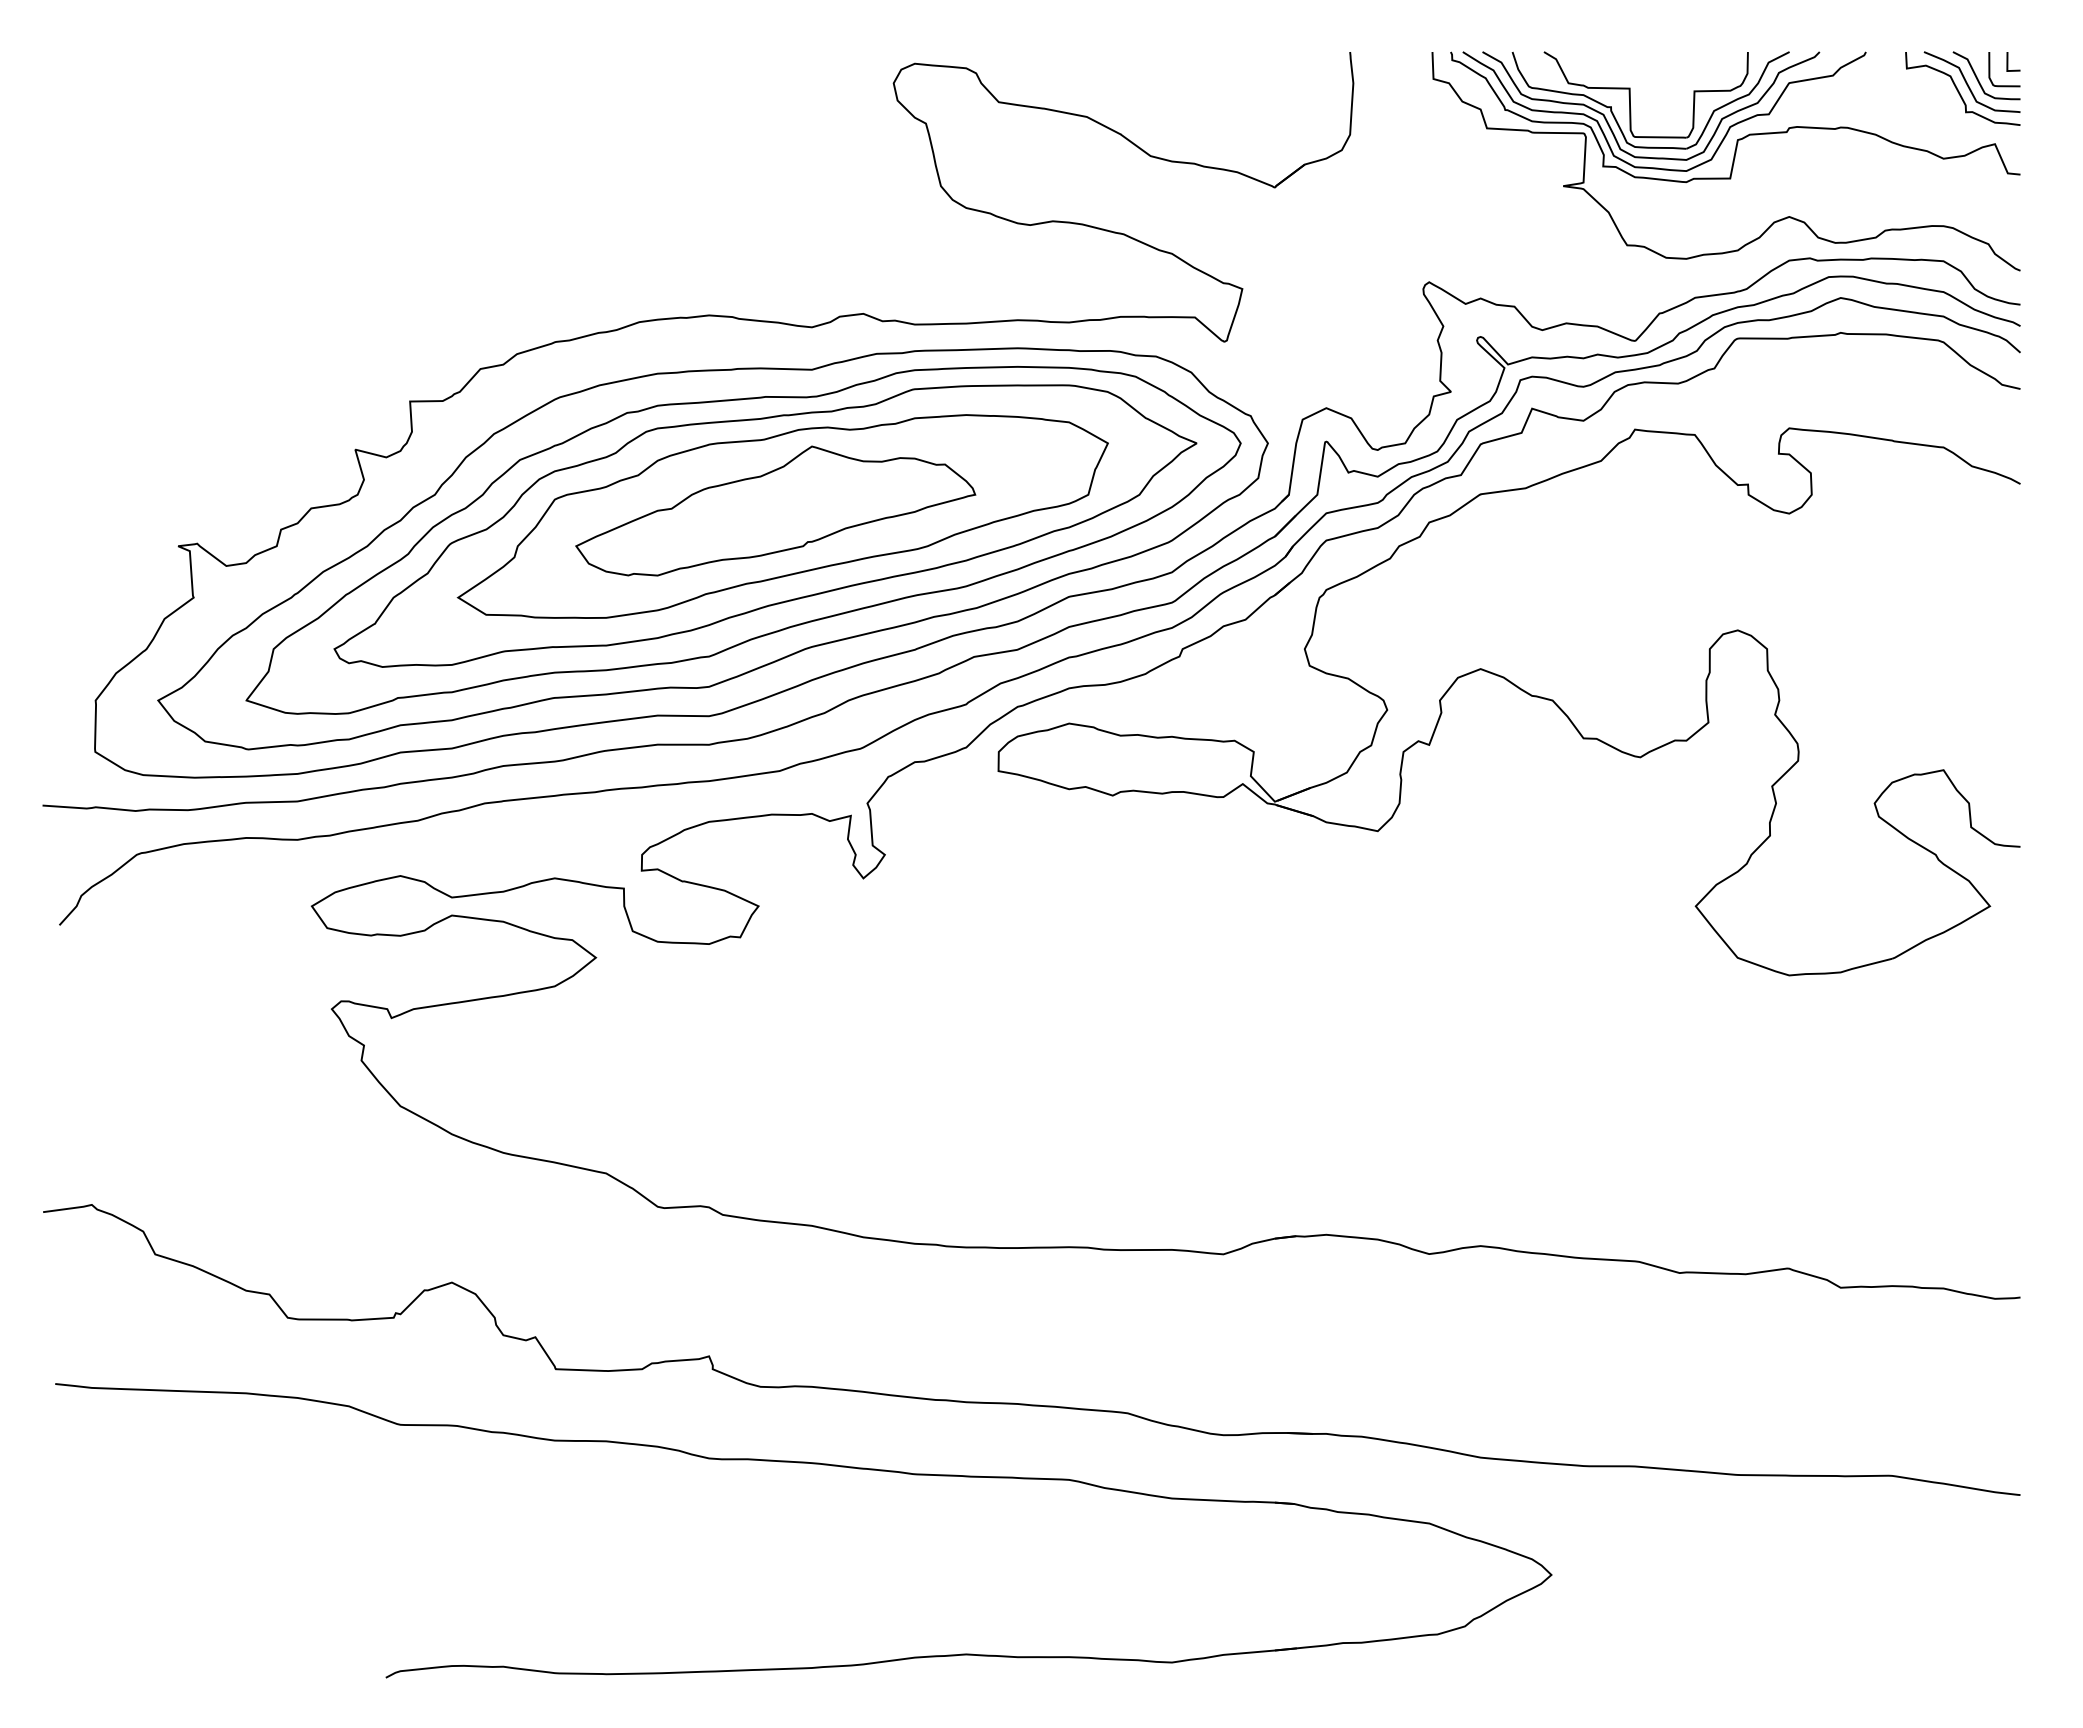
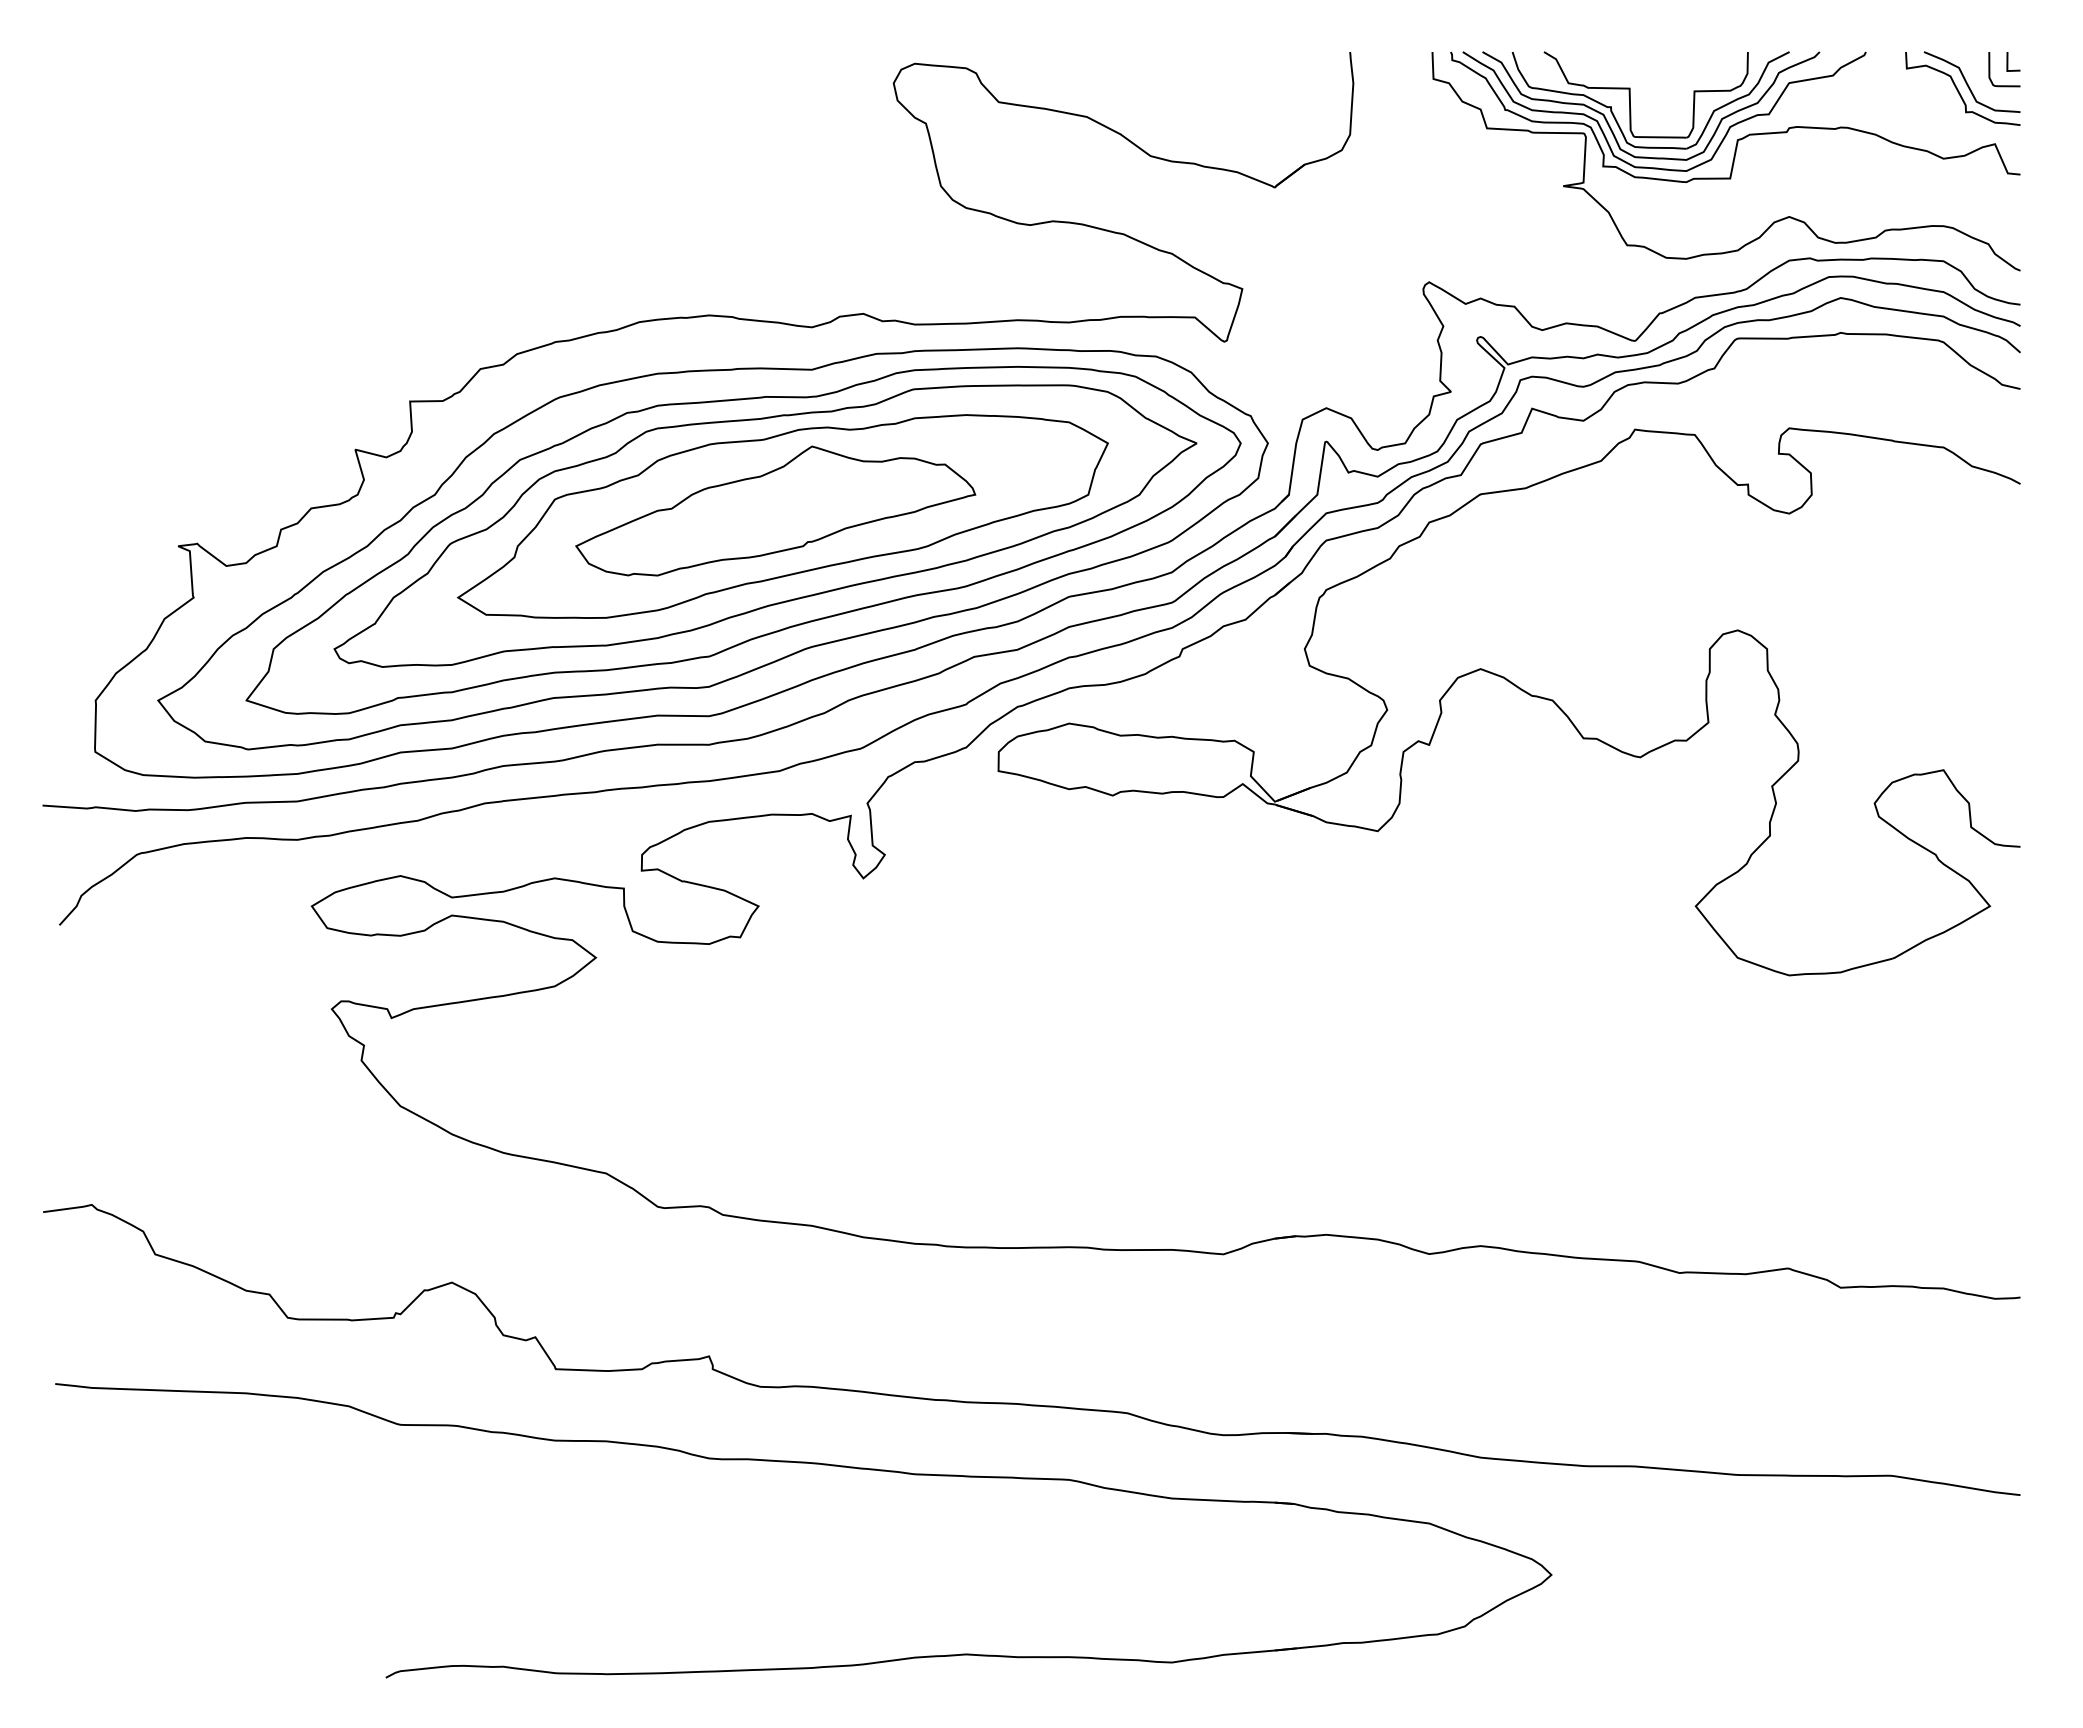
curve: present -> none (1978, 78)
